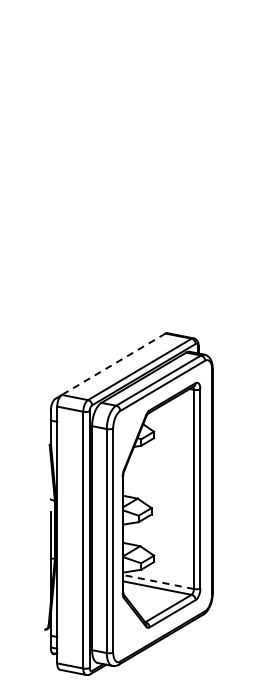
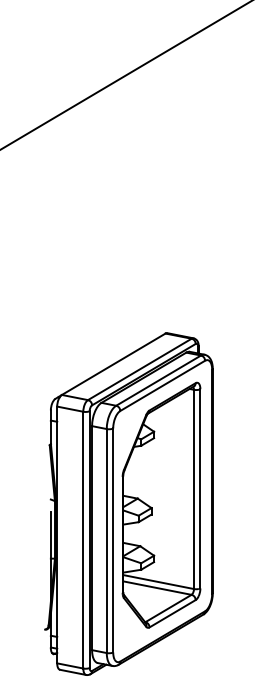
line: none -> present (125, 75)
line: dashed -> solid (113, 364)
line: dashed -> solid (158, 581)
